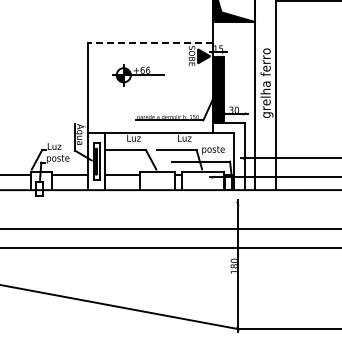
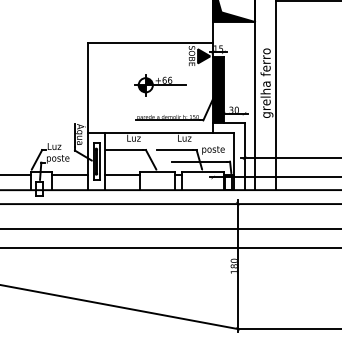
line: dashed -> solid (150, 42)
part position: (138, 75) -> (160, 85) (160, 85)
line: none -> present (170, 204)
